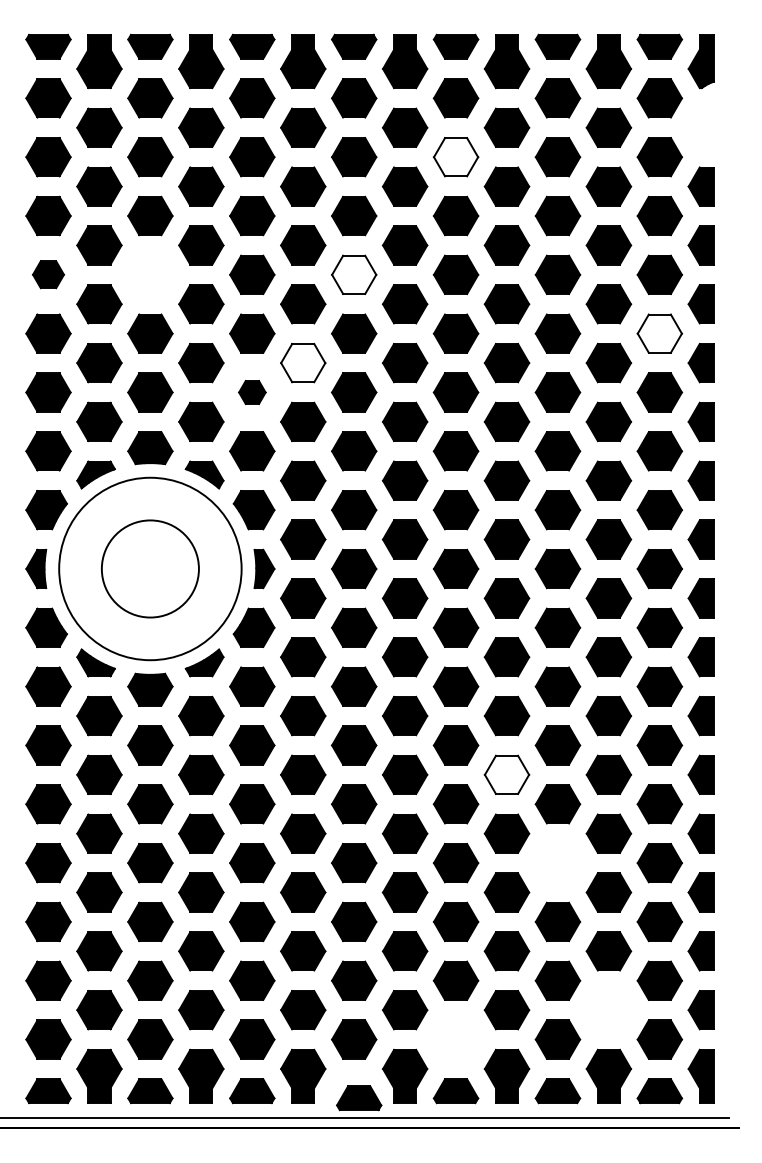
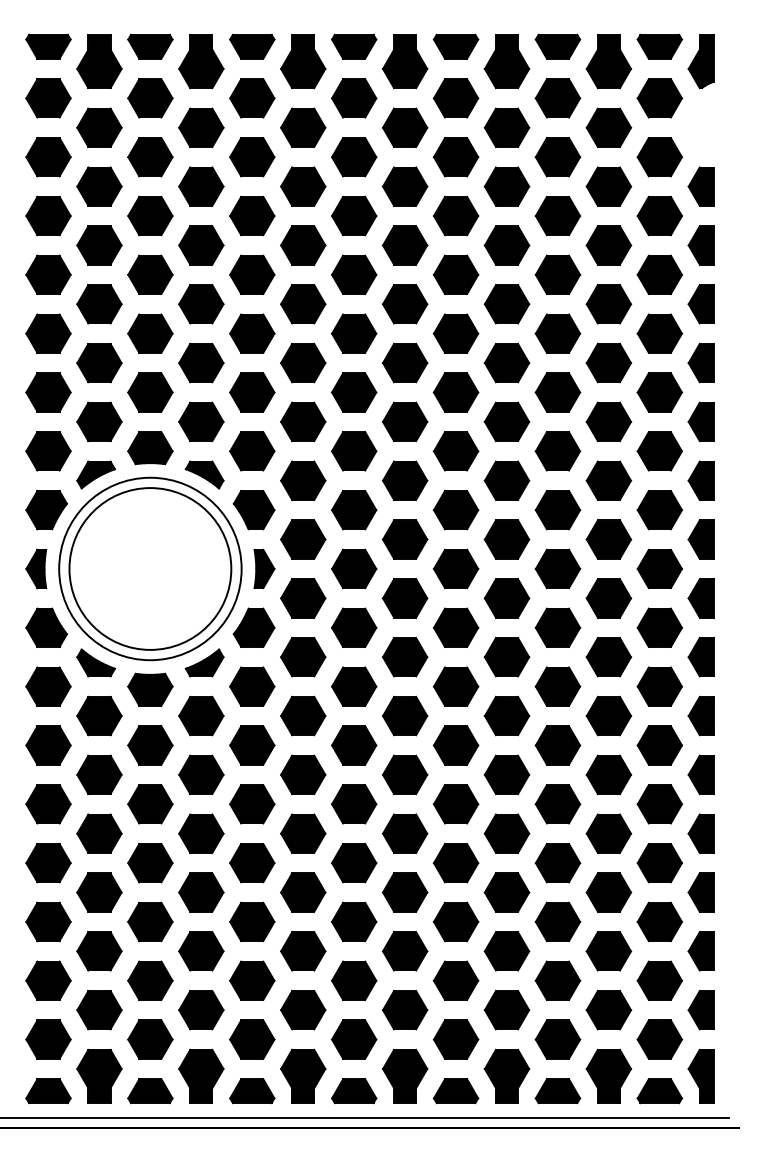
fill: none -> present (456, 157)
part size: 34x30 px -> 47x41 px (48, 274)
part: none -> present (150, 274)
fill: none -> present (354, 274)
fill: none -> present (659, 333)
fill: none -> present (303, 362)
part size: 29x25 px -> 47x41 px (252, 392)
circle diameter: 97 px -> 162 px (150, 568)
fill: none -> present (506, 774)
part: none -> present (557, 863)
part: none -> present (608, 1010)
part: none -> present (455, 1039)
part position: (359, 1098) -> (354, 1091) (354, 1091)
